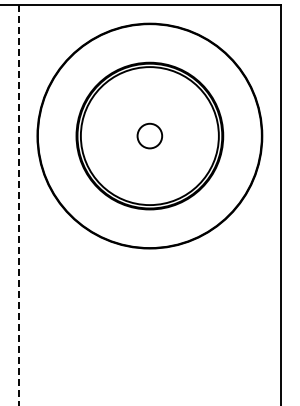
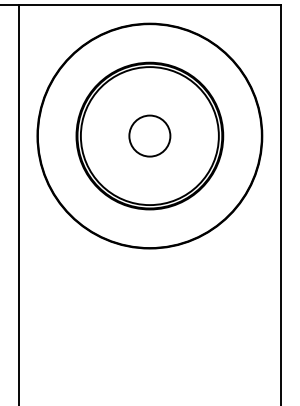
circle diameter: 25 px -> 41 px (149, 135)
line: dashed -> solid (19, 206)
